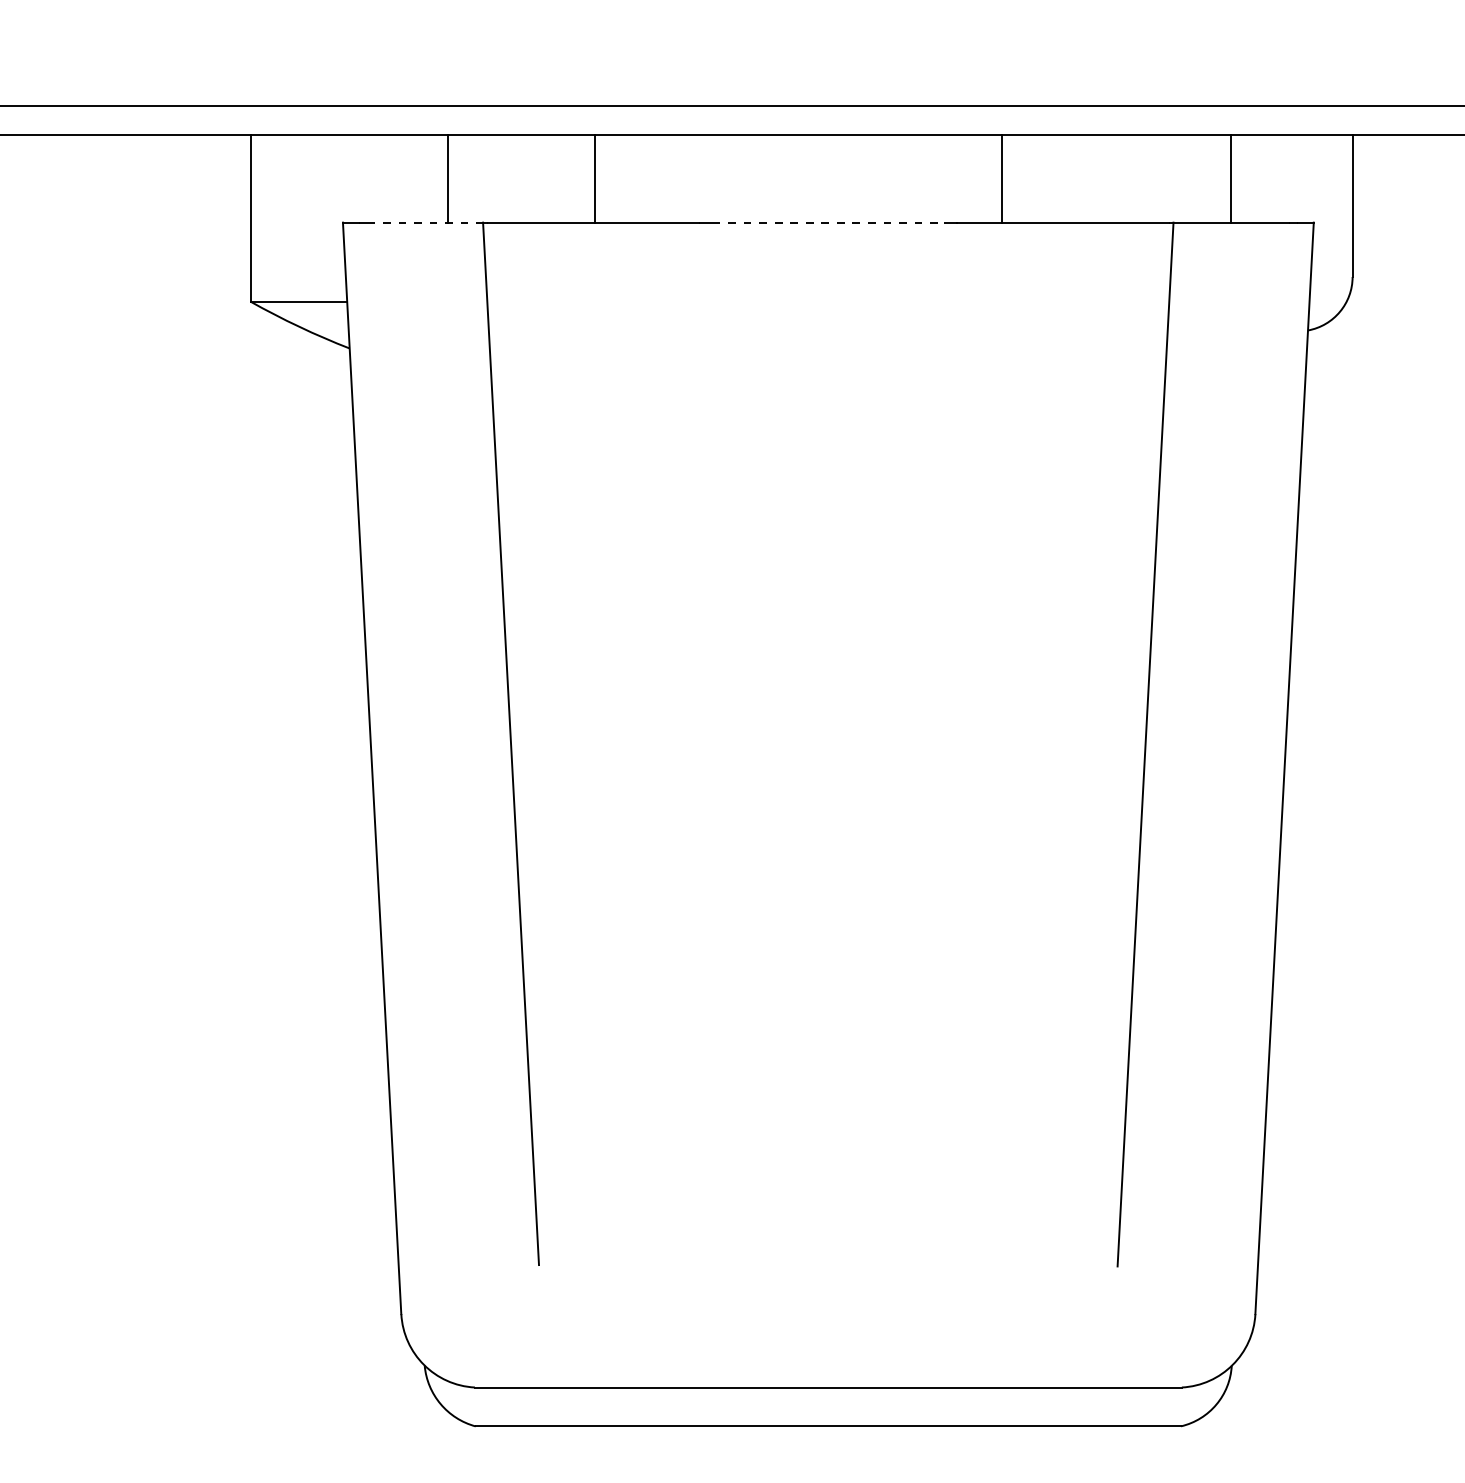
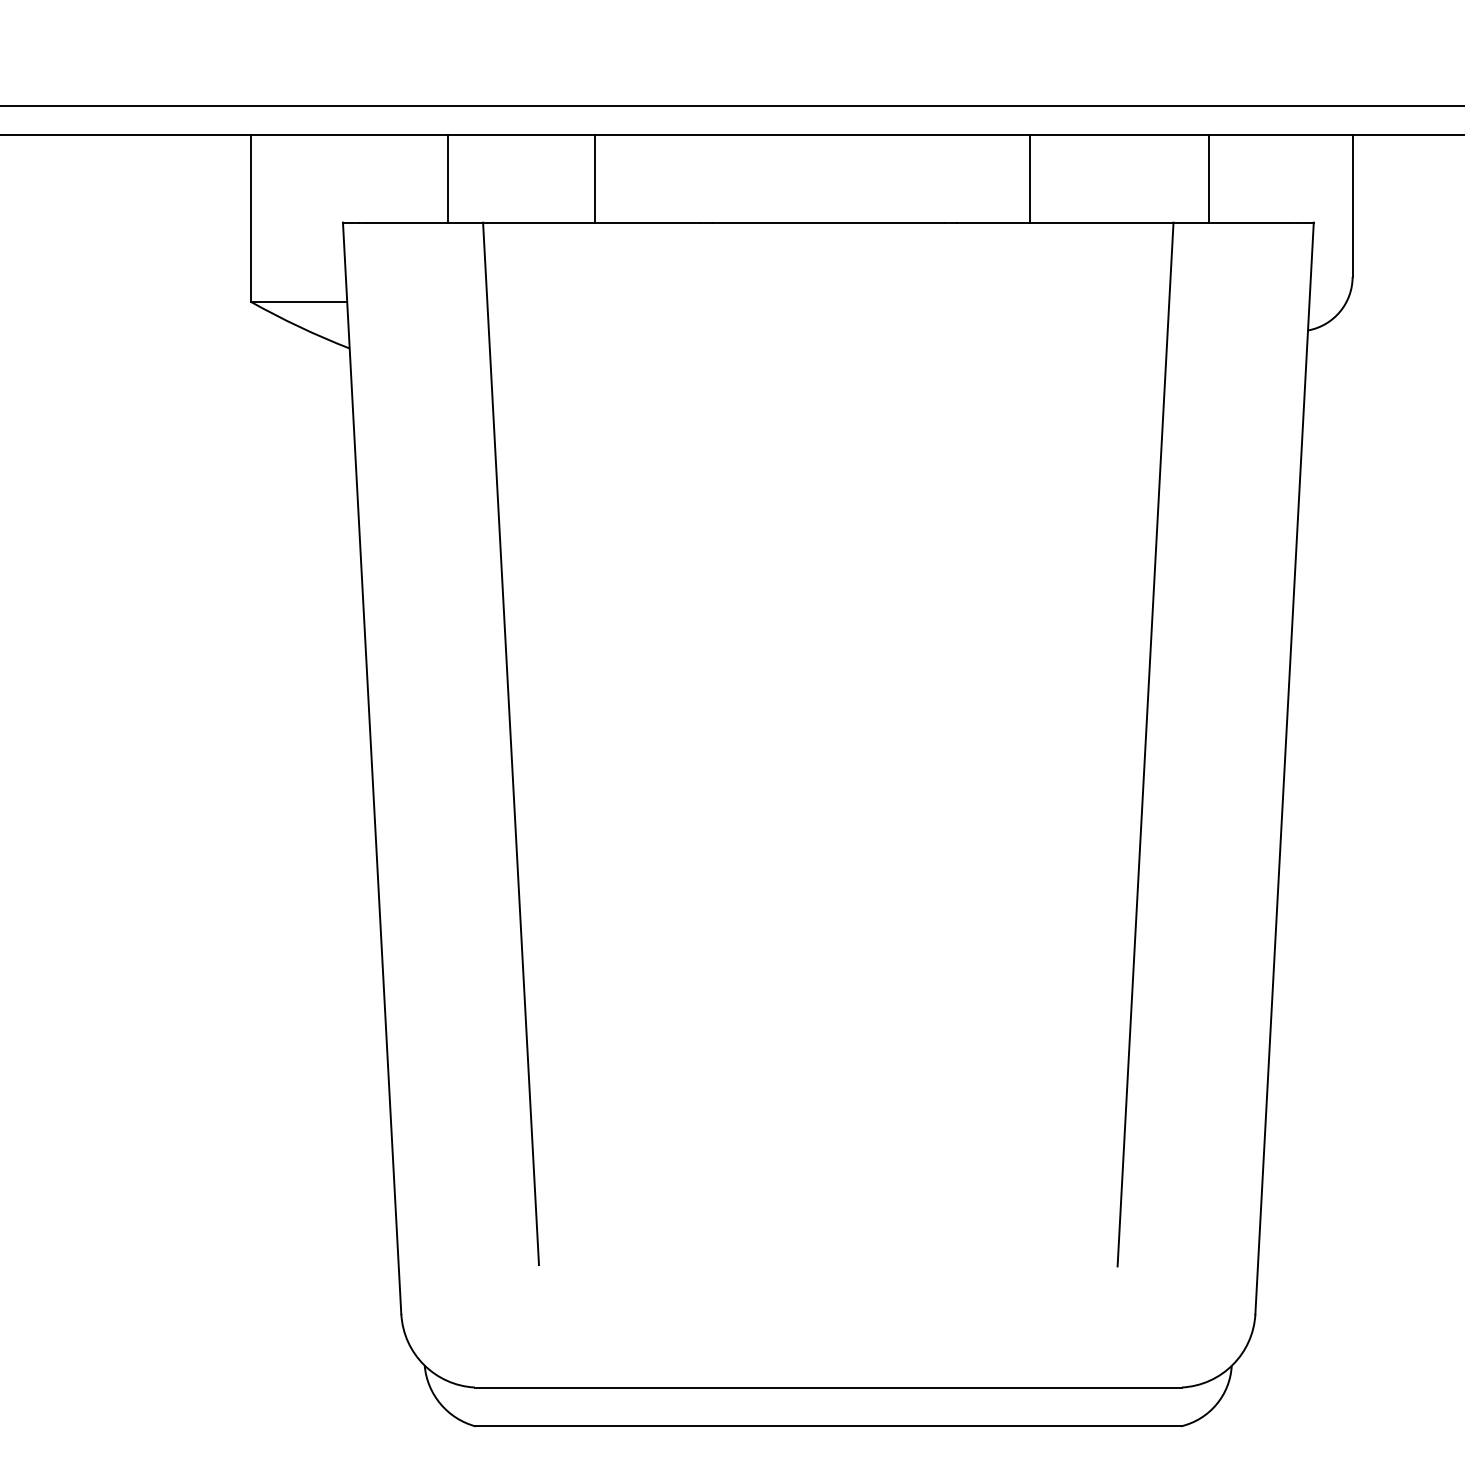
line position: (1002, 178) -> (1030, 178) (1030, 178)
line position: (1230, 178) -> (1208, 178) (1208, 178)
line: dashed -> solid (425, 222)
line: dashed -> solid (828, 222)
